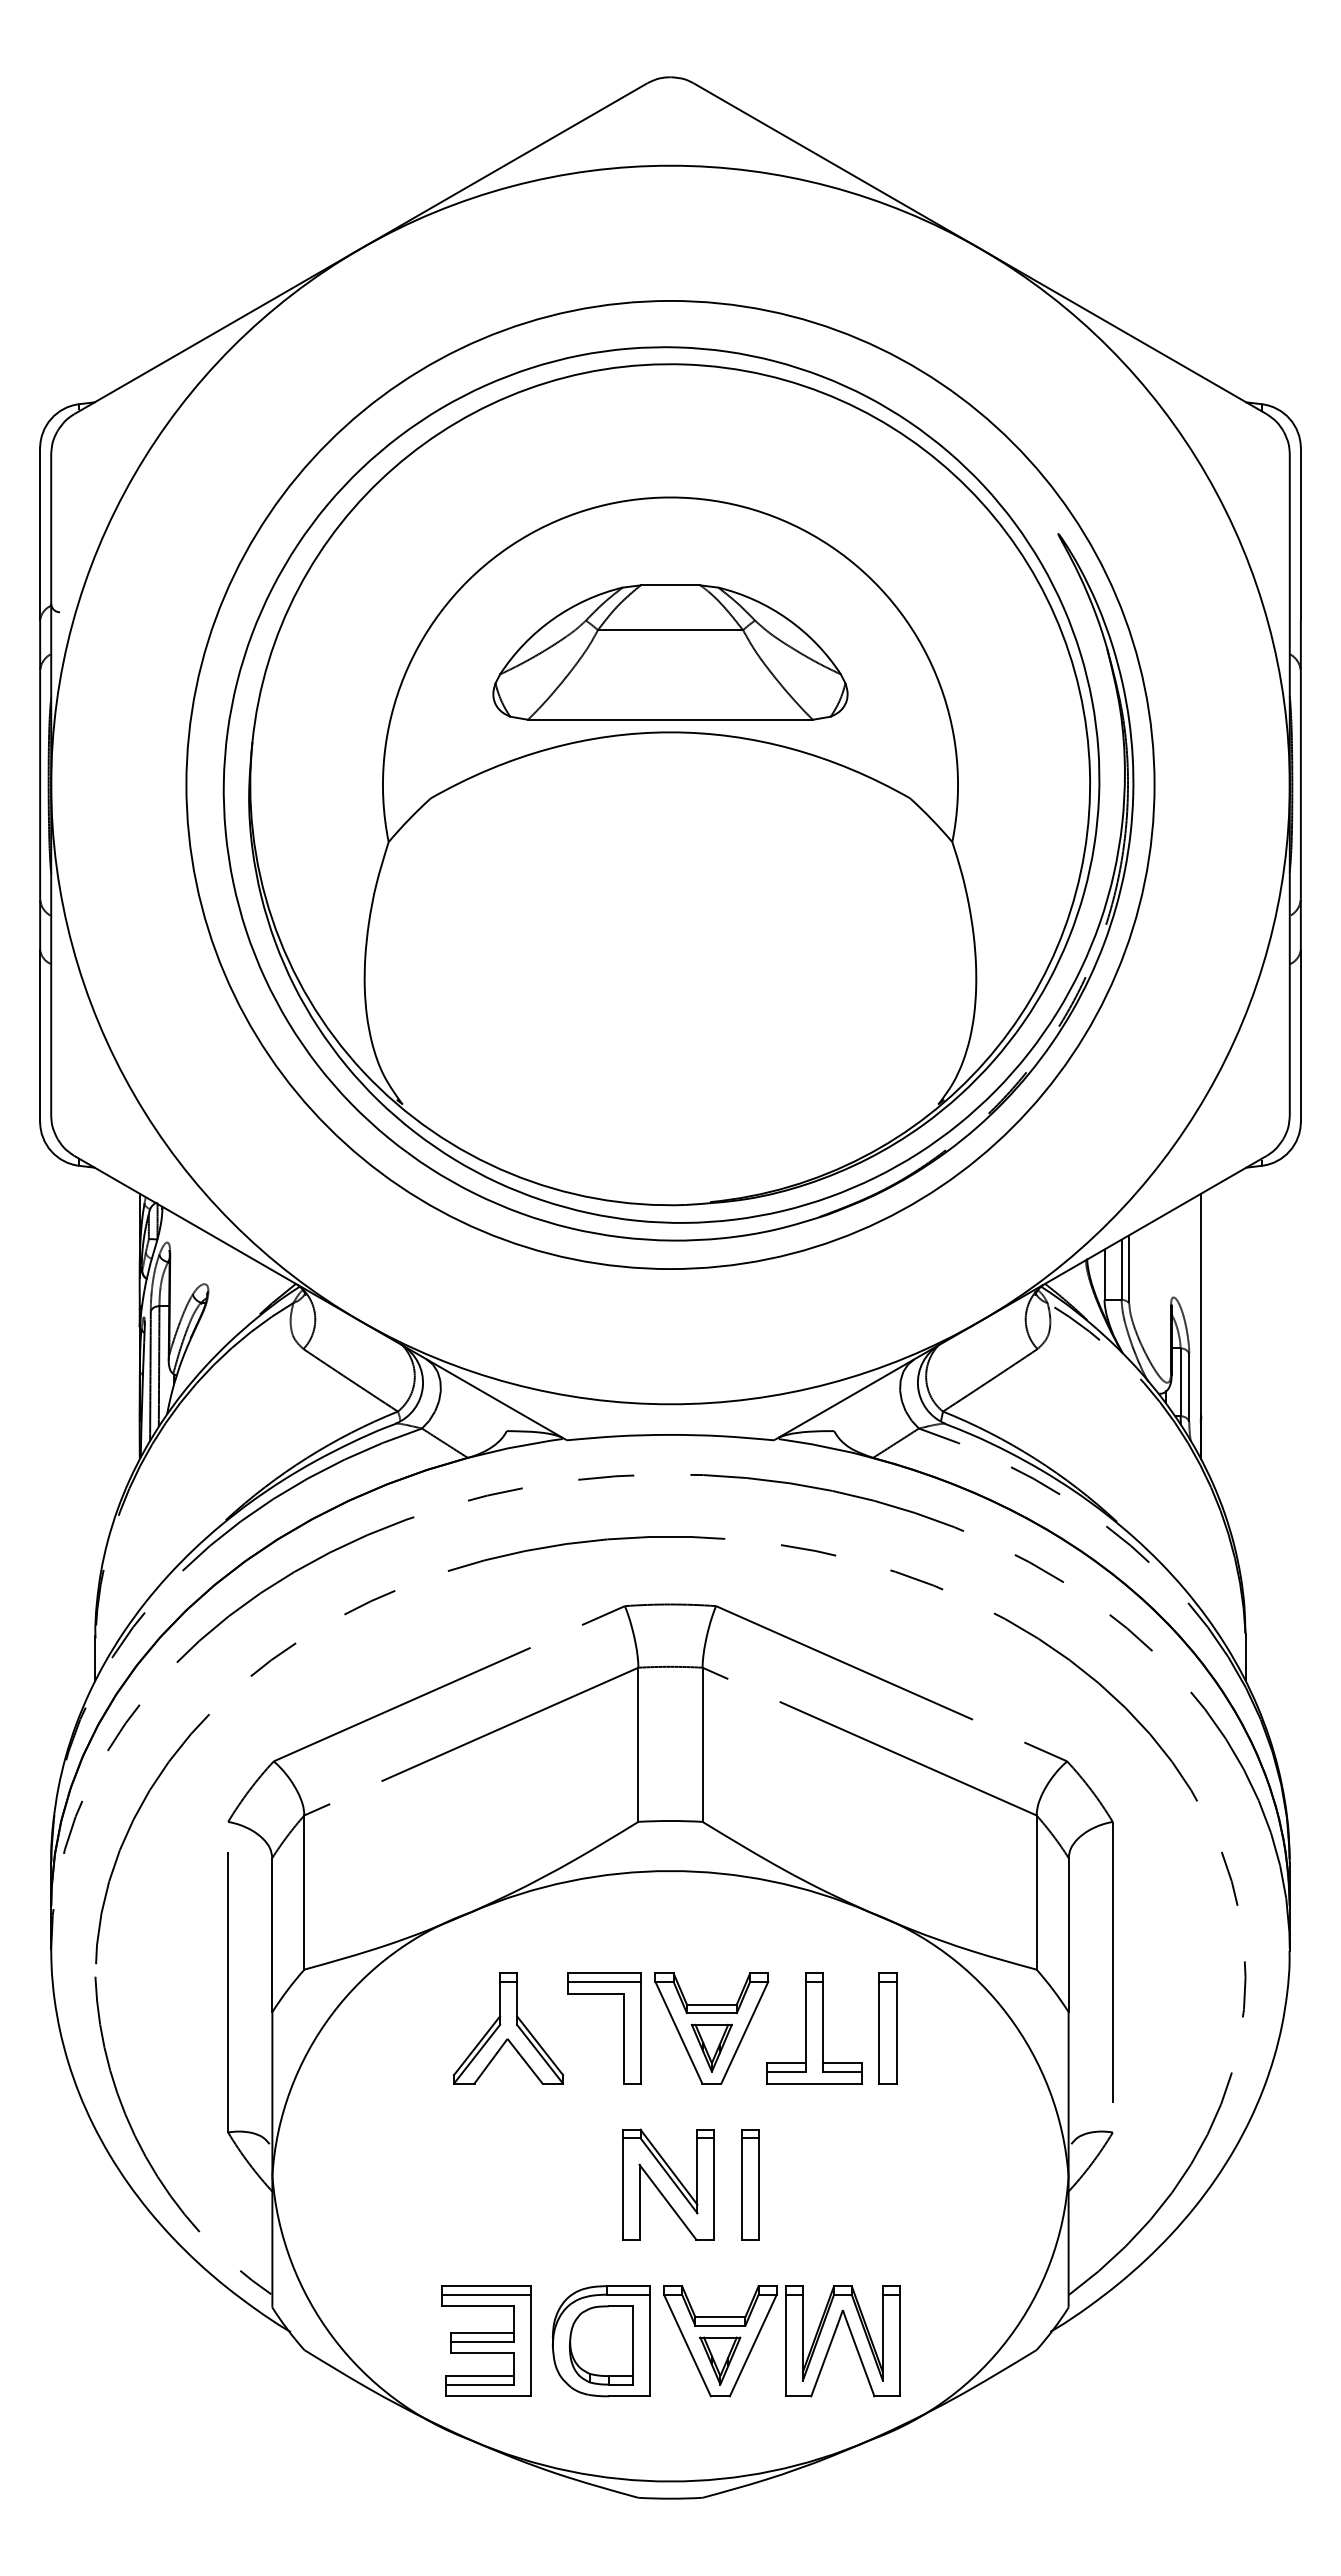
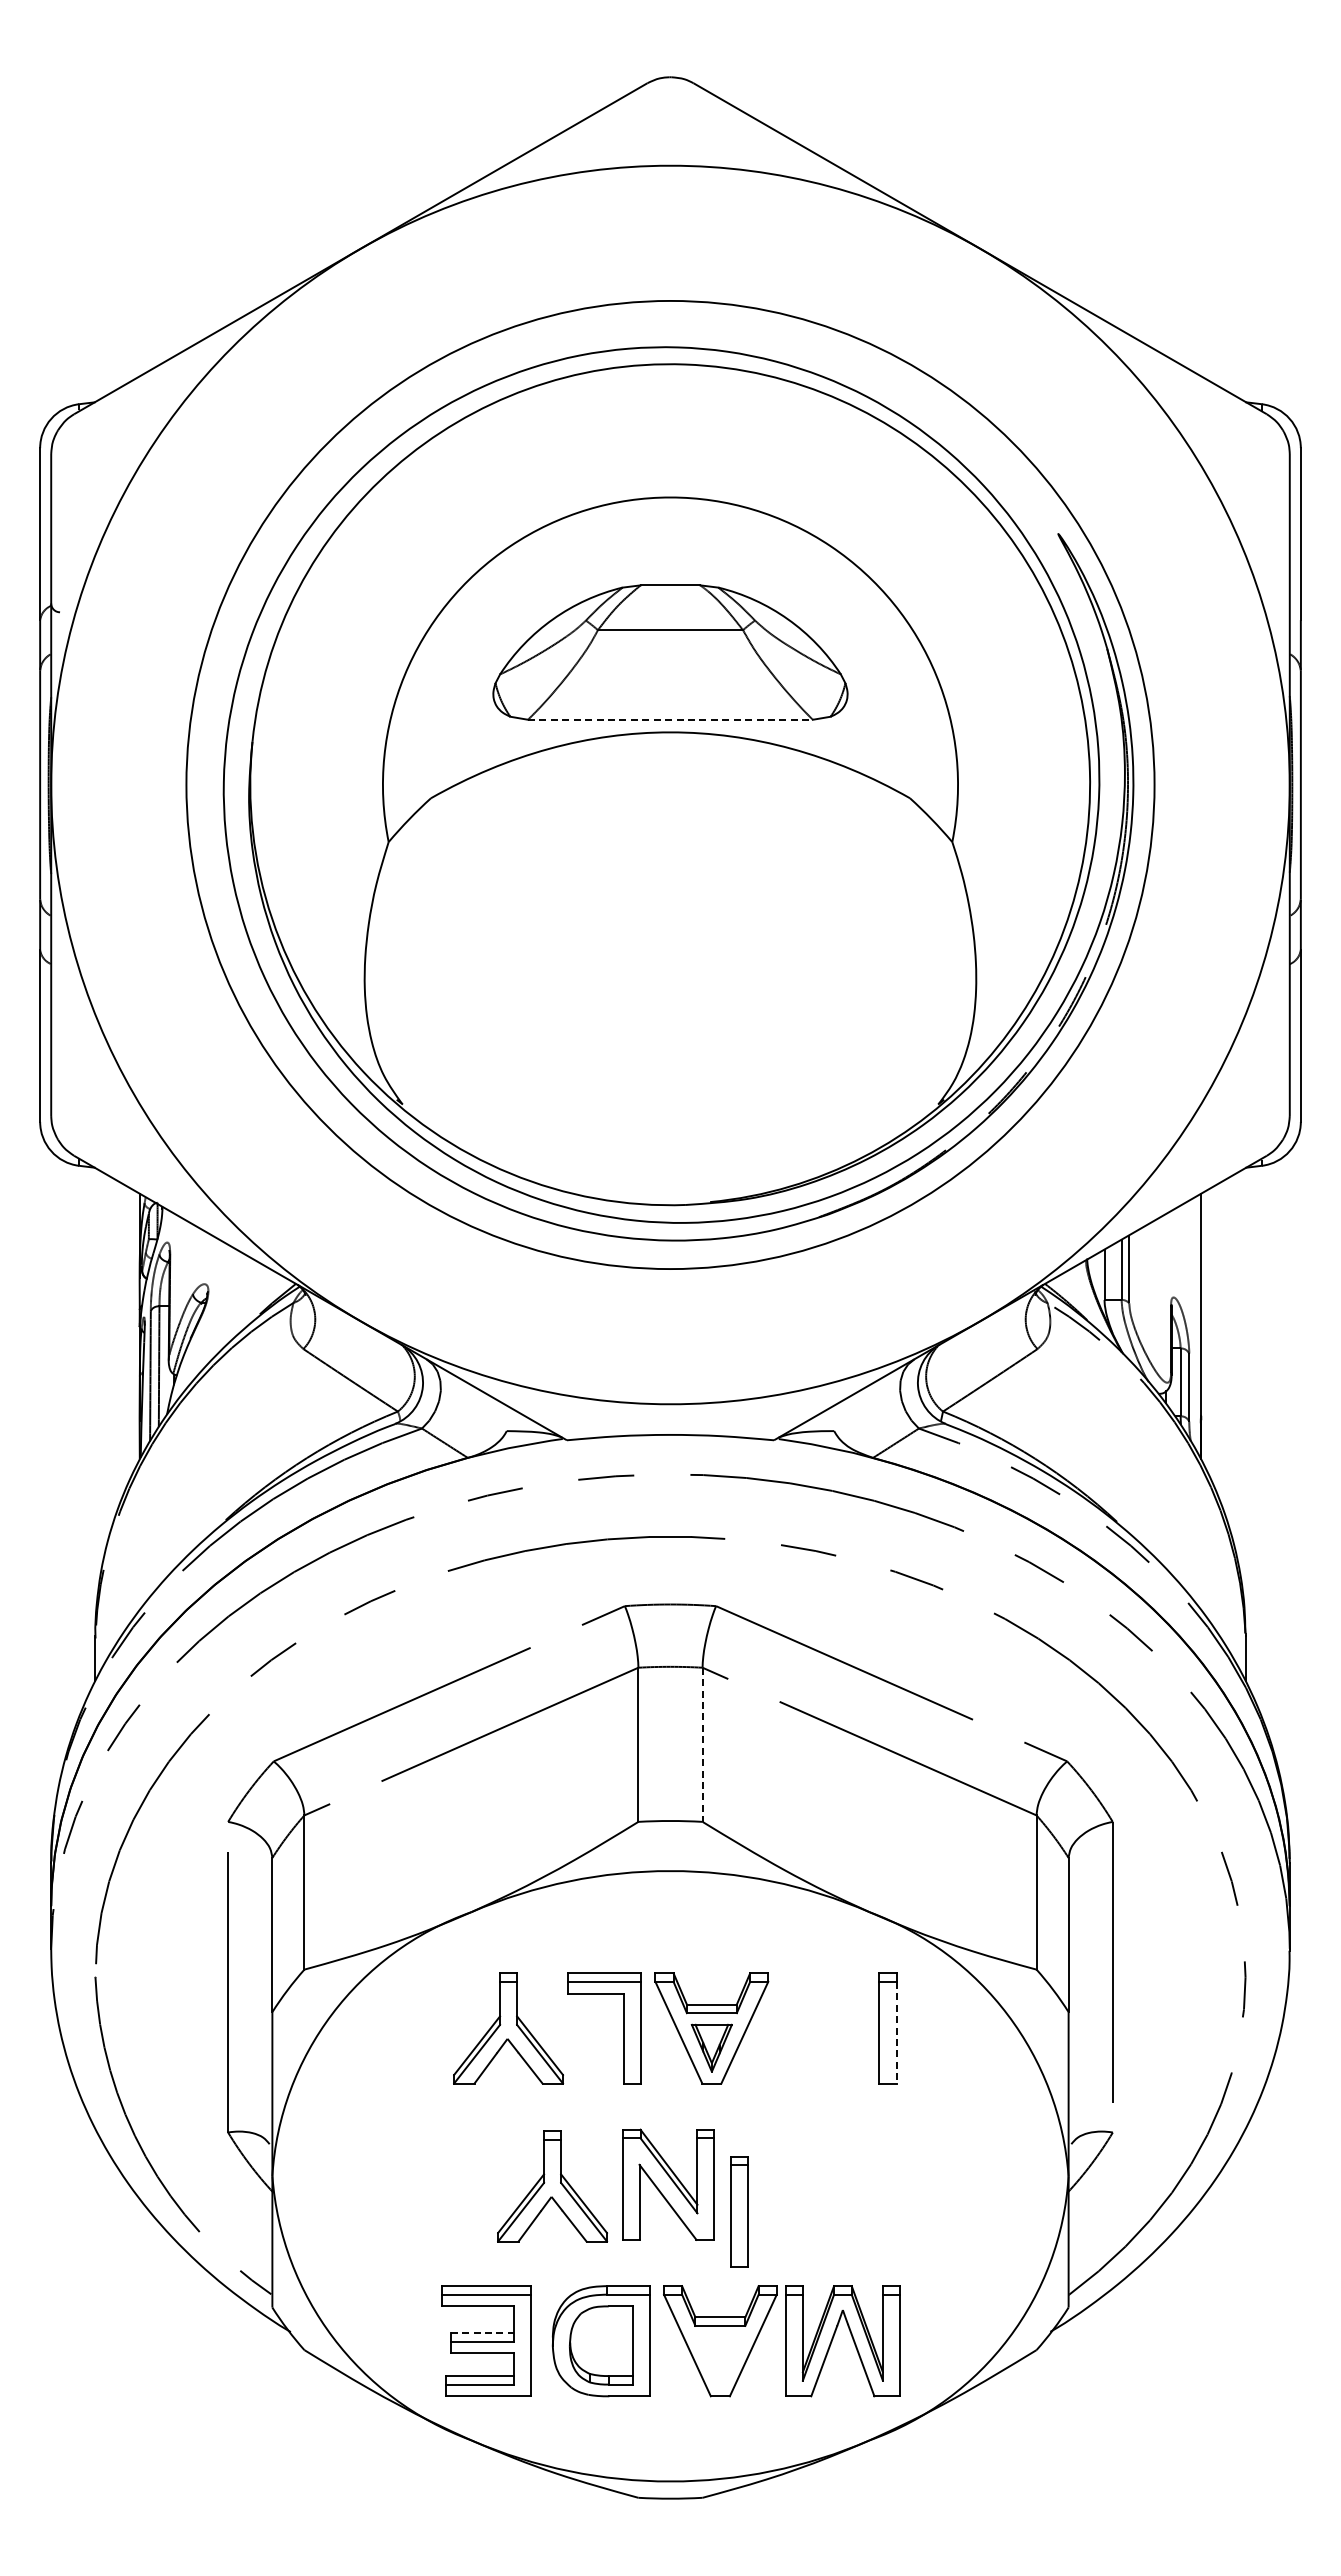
line: solid -> dashed (671, 719)
line: solid -> dashed (702, 1745)
part: present -> none (814, 2028)
line: solid -> dashed (896, 2032)
part position: (750, 2184) -> (739, 2211) (739, 2211)
part: none -> present (552, 2186)
line: solid -> dashed (482, 2333)
part: present -> none (720, 2360)
